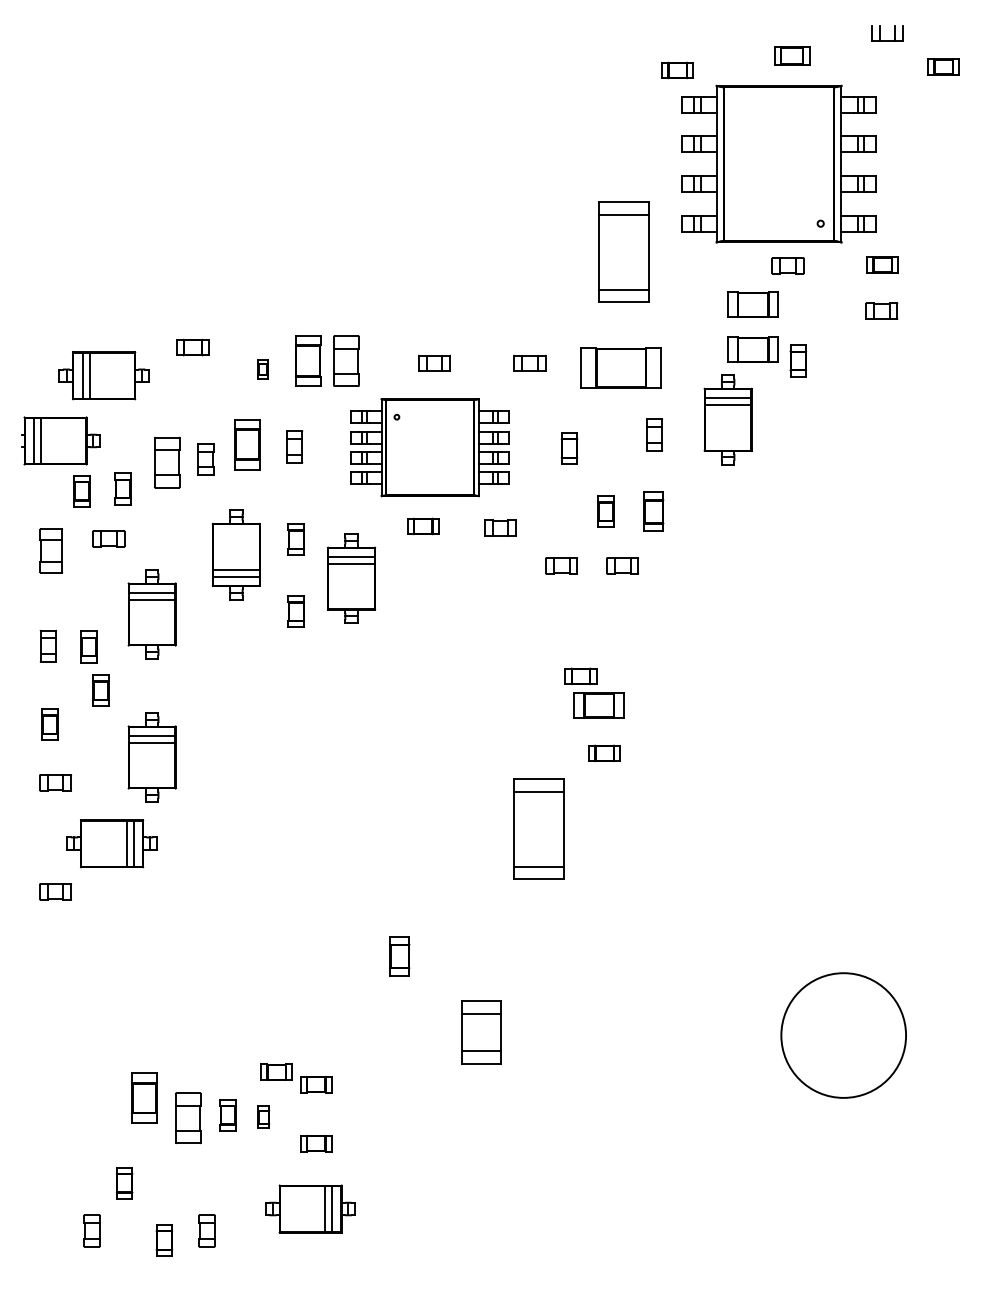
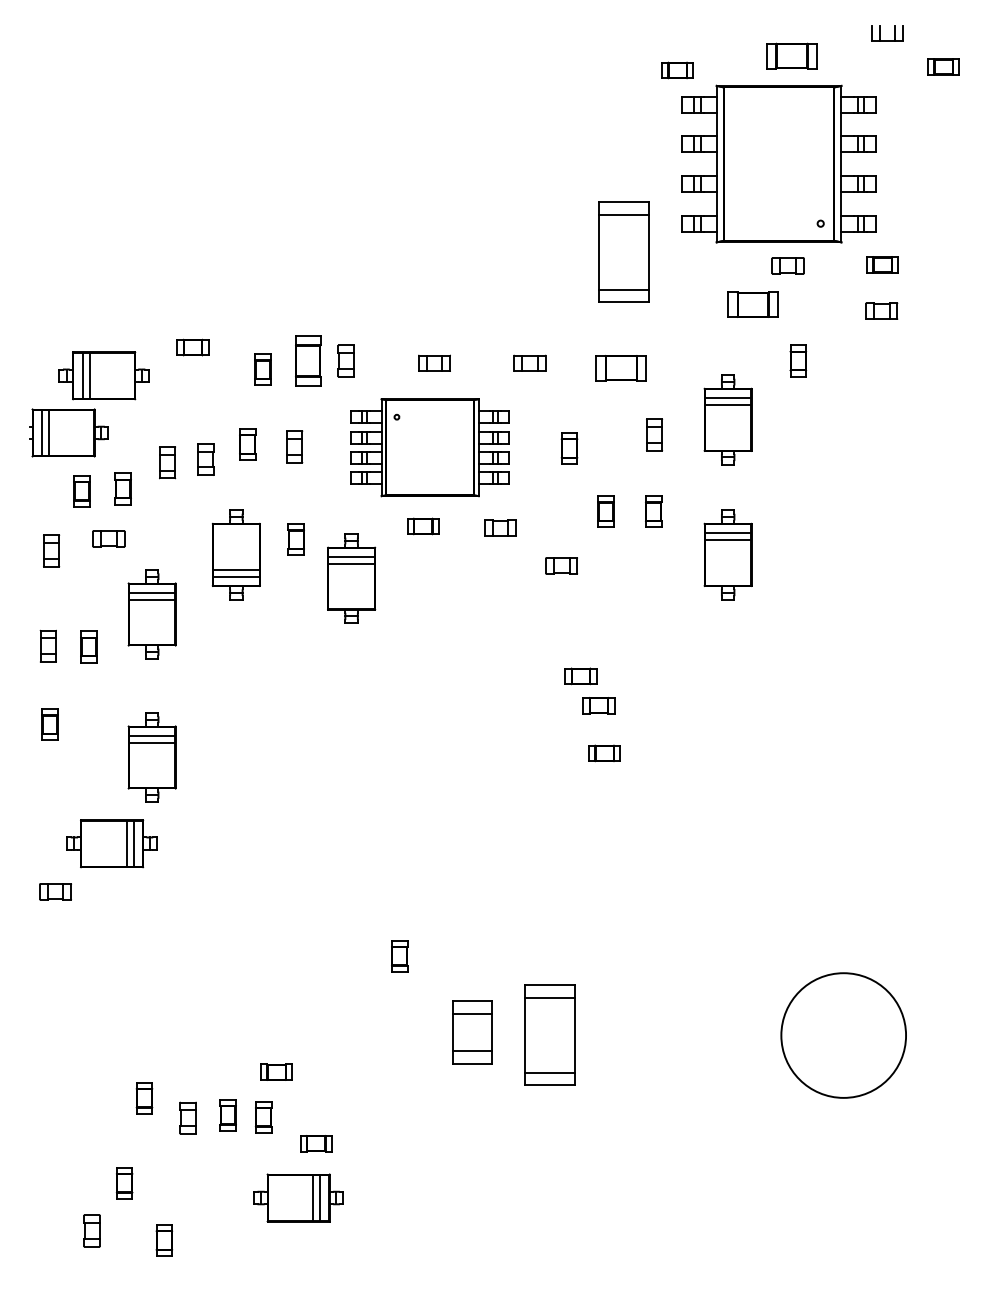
part size: 37x20 px -> 52x28 px (791, 55)
part: present -> none (752, 349)
part size: 27x52 px -> 18x34 px (345, 360)
part size: 82x42 px -> 52x27 px (620, 368)
part size: 12x21 px -> 18x33 px (262, 369)
part position: (60, 440) -> (68, 432) (68, 432)
part size: 27x52 px -> 18x33 px (247, 444)
part size: 27x53 px -> 18x34 px (167, 462)
part size: 22x41 px -> 18x33 px (653, 511)
part size: 25x46 px -> 18x34 px (51, 550)
part: none -> present (727, 554)
part: present -> none (622, 565)
part: present -> none (295, 611)
part: present -> none (100, 690)
part size: 52x27 px -> 34x18 px (598, 705)
part: present -> none (55, 782)
part position: (538, 828) -> (549, 1034) (549, 1034)
part size: 22x41 px -> 18x33 px (399, 956)
part position: (481, 1032) -> (472, 1032) (472, 1032)
part: present -> none (316, 1084)
part size: 27x52 px -> 19x33 px (144, 1098)
part size: 14x24 px -> 18x33 px (263, 1117)
part size: 27x53 px -> 18x34 px (187, 1117)
part position: (310, 1208) -> (298, 1197) (298, 1197)
part: present -> none (206, 1230)
